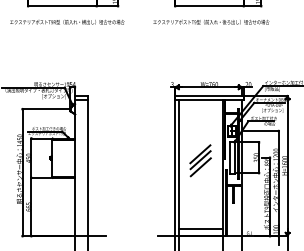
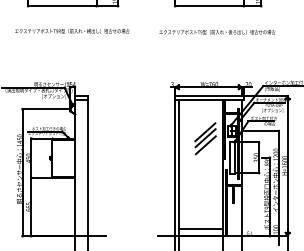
text position: (67, 21) -> (72, 30) (72, 30)
text position: (211, 21) -> (217, 31) (217, 31)
part position: (200, 160) -> (205, 138) (205, 138)
